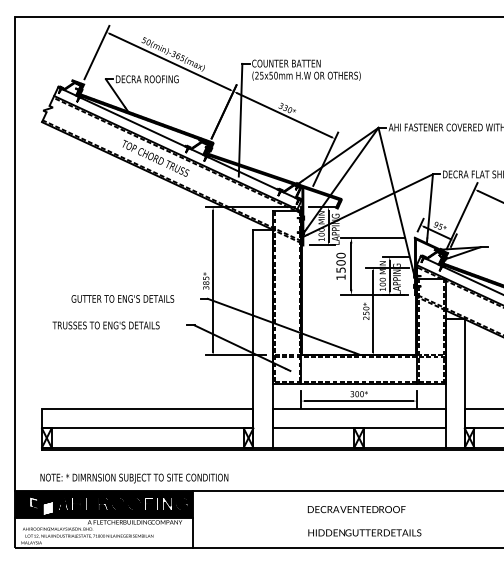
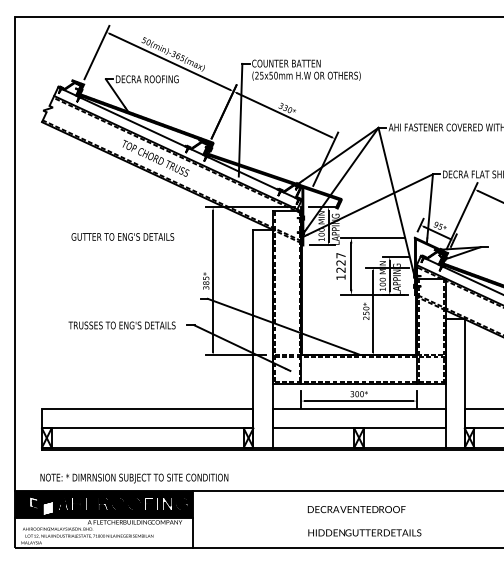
text: 1500 -> 1227 (340, 262)
text position: (122, 298) -> (122, 236) (122, 236)
text position: (105, 325) -> (121, 325) (121, 325)
